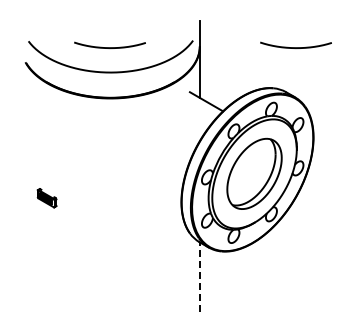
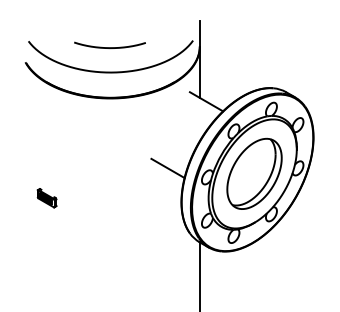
curve: present -> none (295, 47)
line: none -> present (167, 168)
line: dashed -> solid (199, 277)
